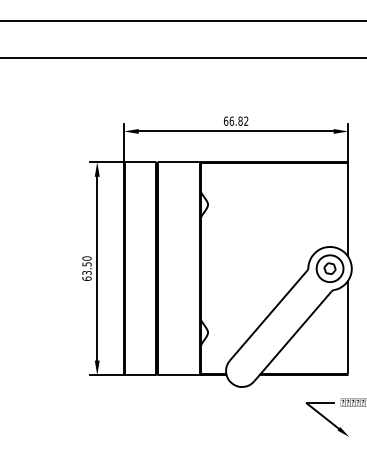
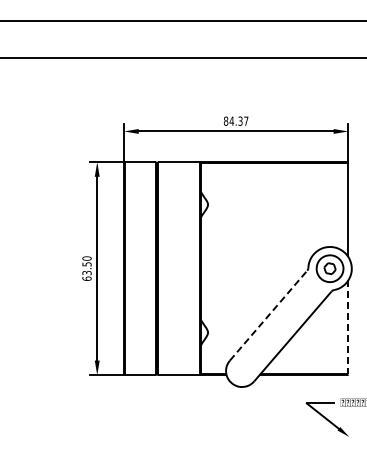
text: 66.82 -> 84.37 (235, 120)
line: solid -> dashed (268, 315)
line: solid -> dashed (348, 327)
